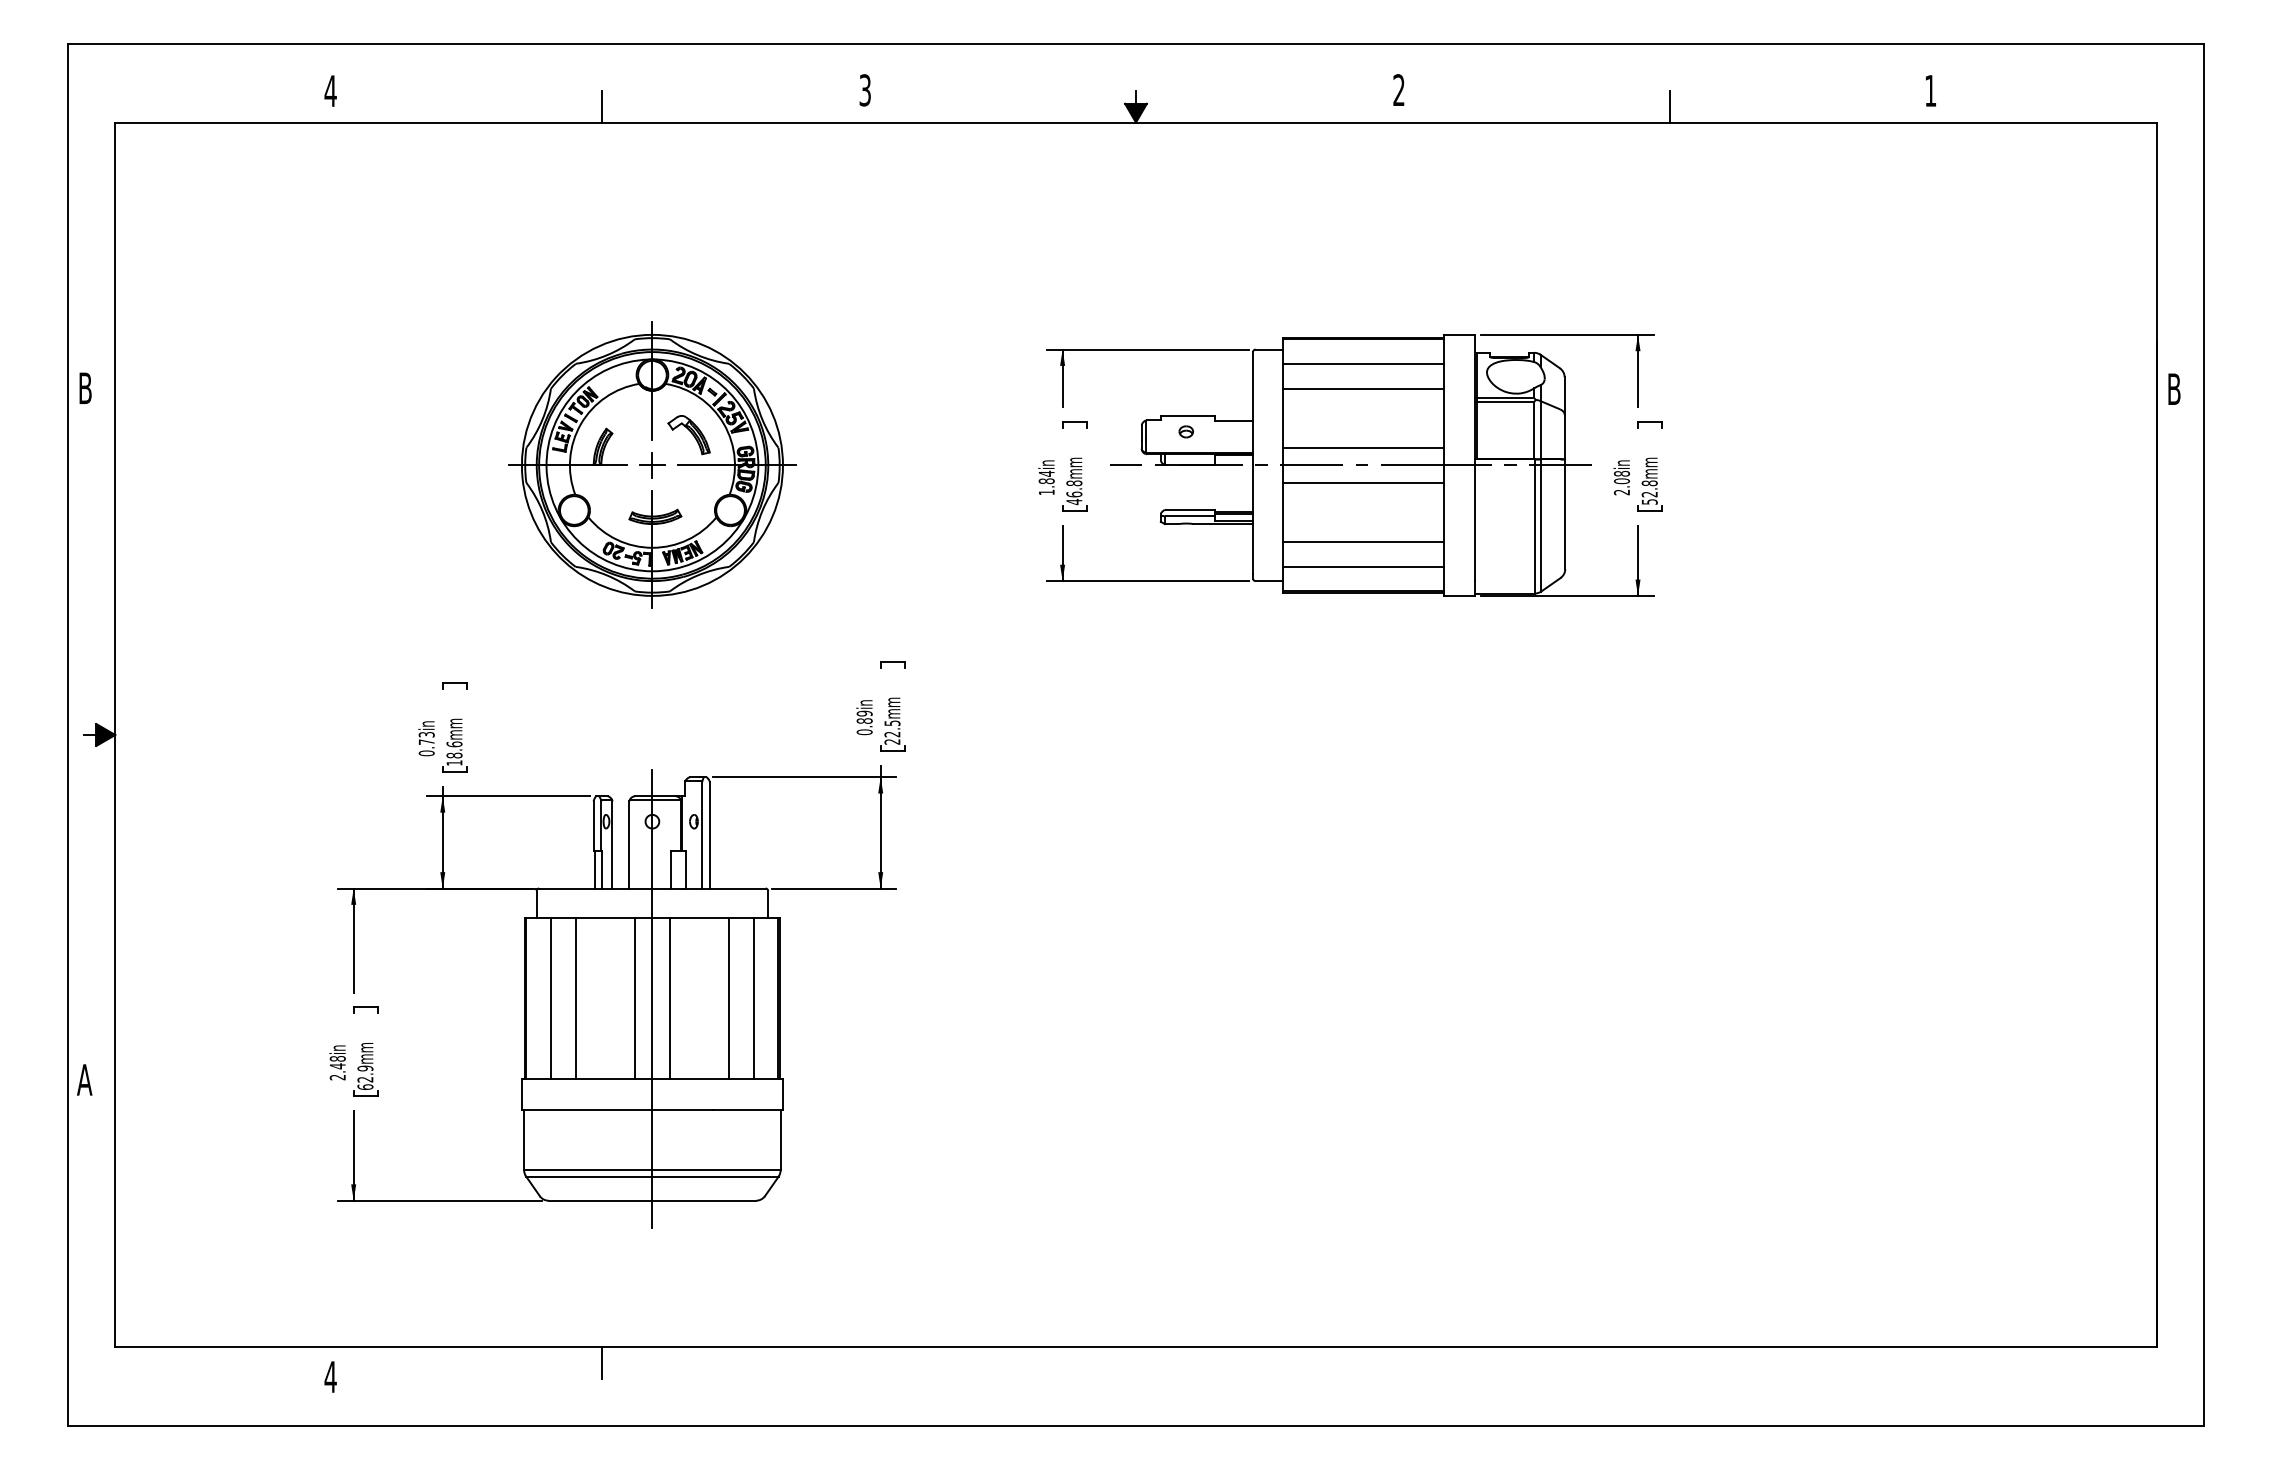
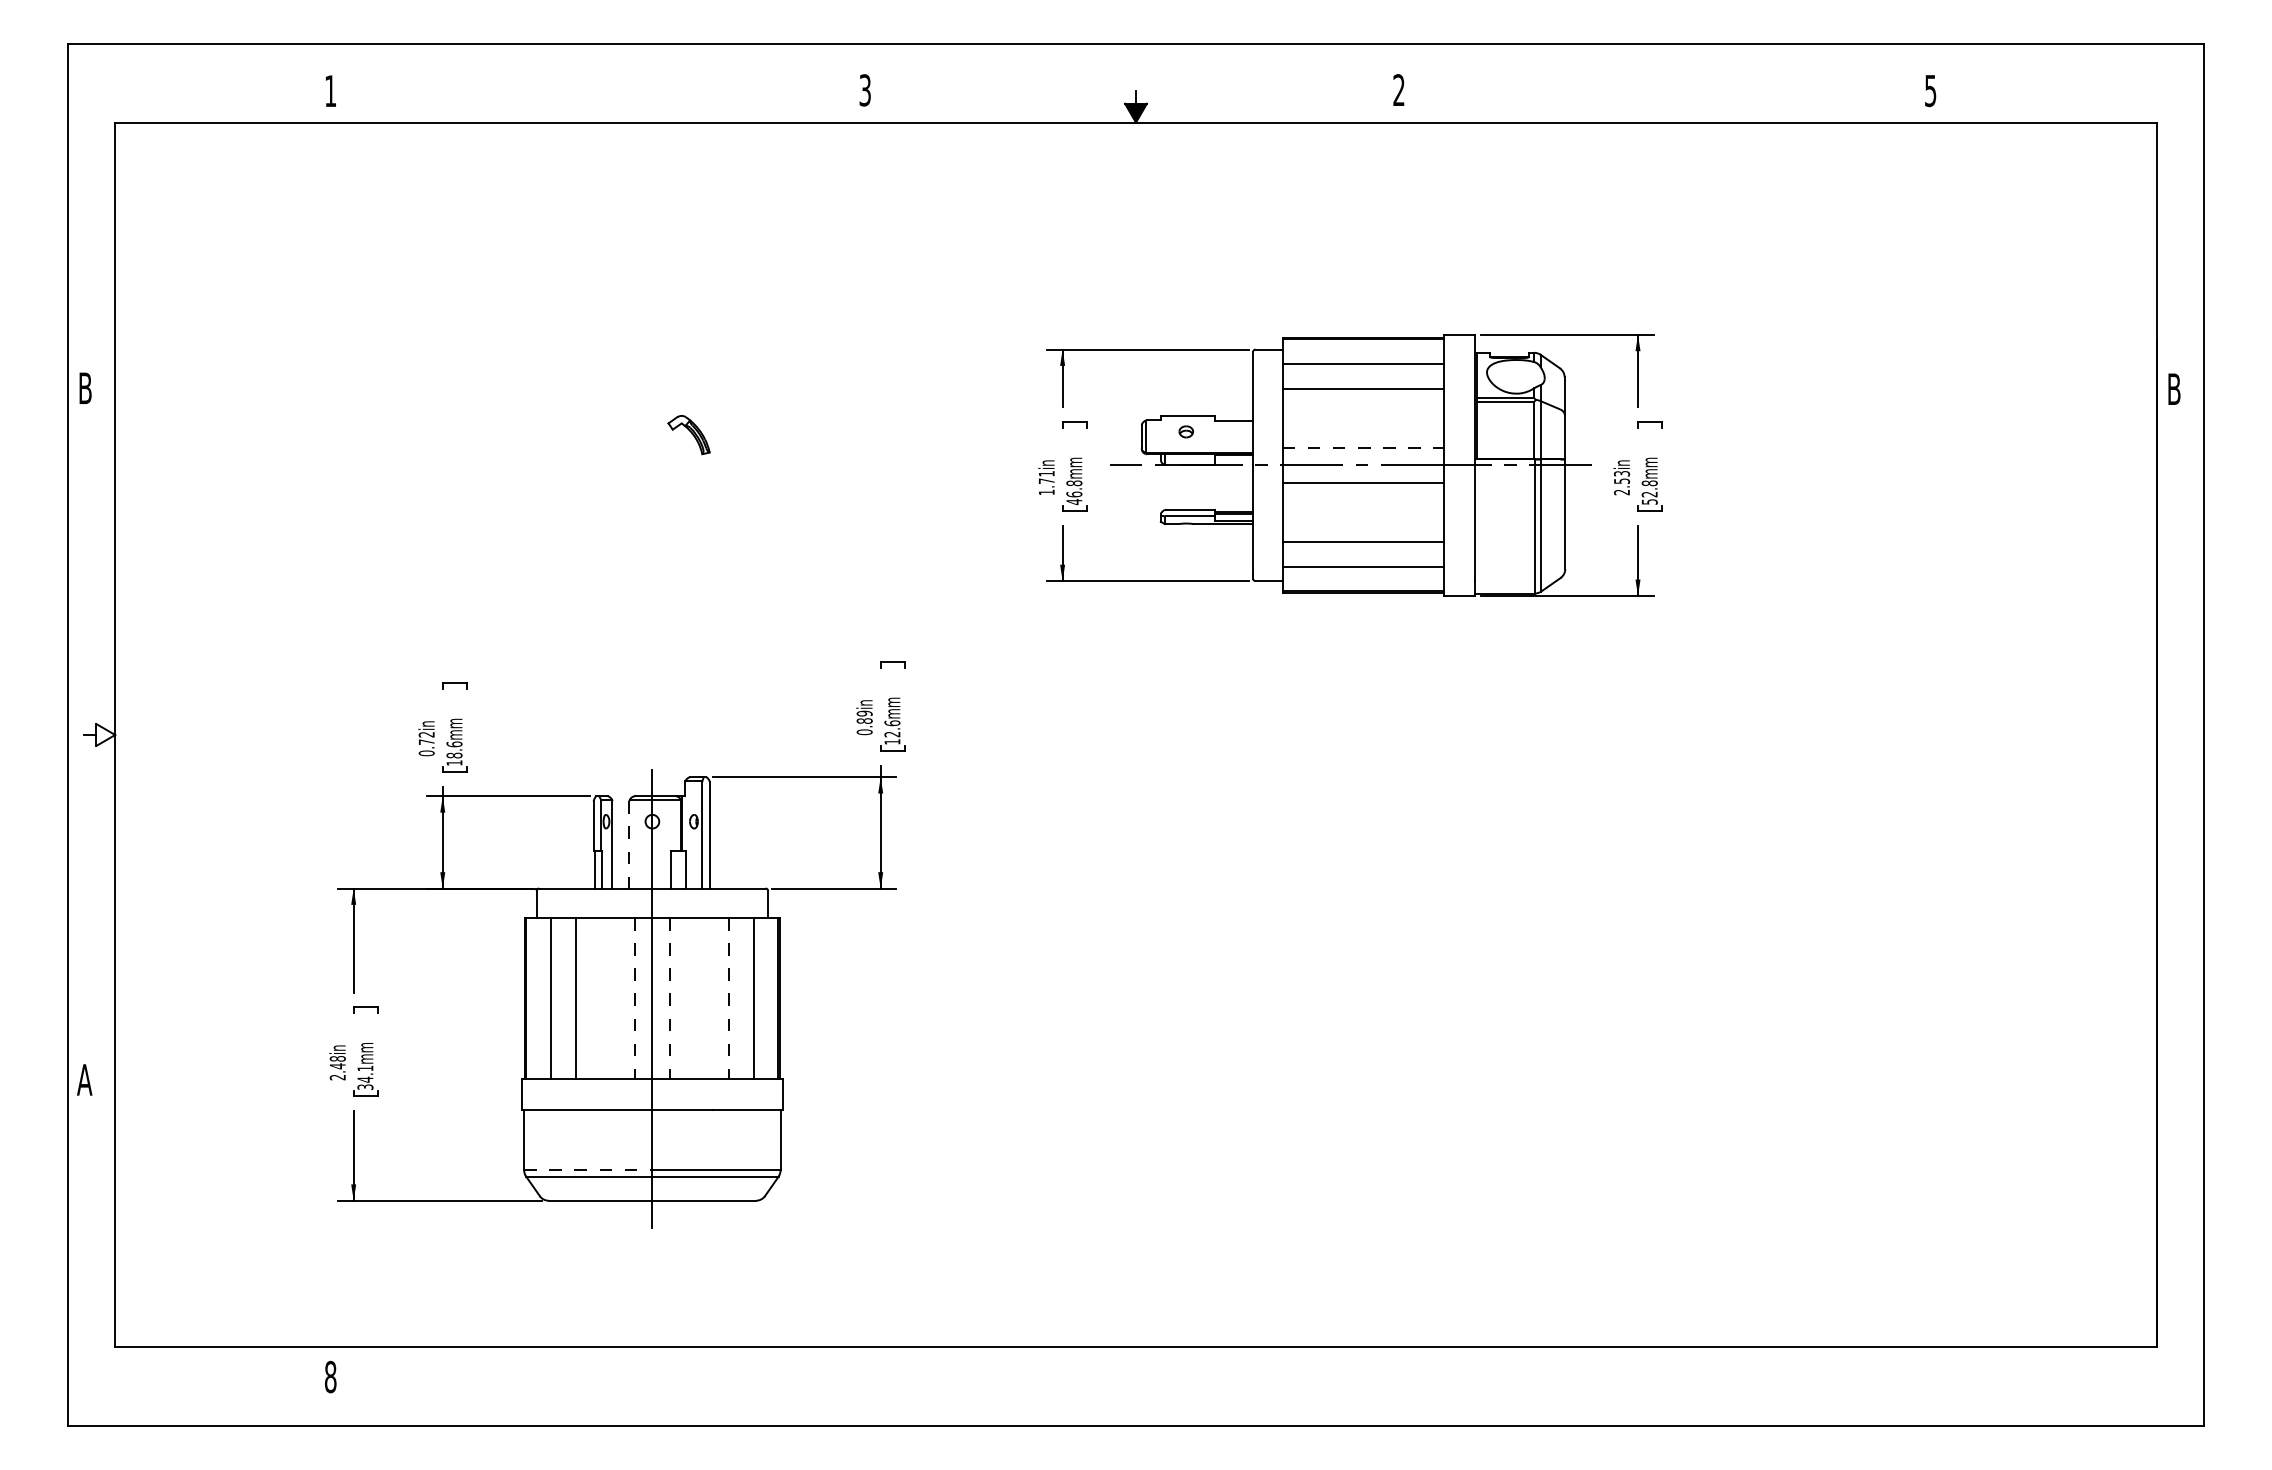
text: 4 -> 1 (330, 90)
text: 1 -> 5 (1930, 91)
line: present -> none (602, 106)
line: present -> none (1669, 106)
line: solid -> dashed (1363, 447)
part: present -> none (652, 464)
text: 1.84in -> 1.71in (1046, 477)
text: 2.08in -> 2.53in (1621, 477)
text: 22.5mm -> 12.6mm (892, 732)
fill: present -> none (105, 734)
text: 0.73in -> 0.72in (426, 734)
line: solid -> dashed (629, 844)
line: solid -> dashed (634, 999)
line: solid -> dashed (670, 999)
line: solid -> dashed (729, 999)
text: 62.9mm -> 34.1mm (365, 1077)
line: solid -> dashed (588, 1170)
line: present -> none (602, 1362)
text: 4 -> 8 (330, 1376)
